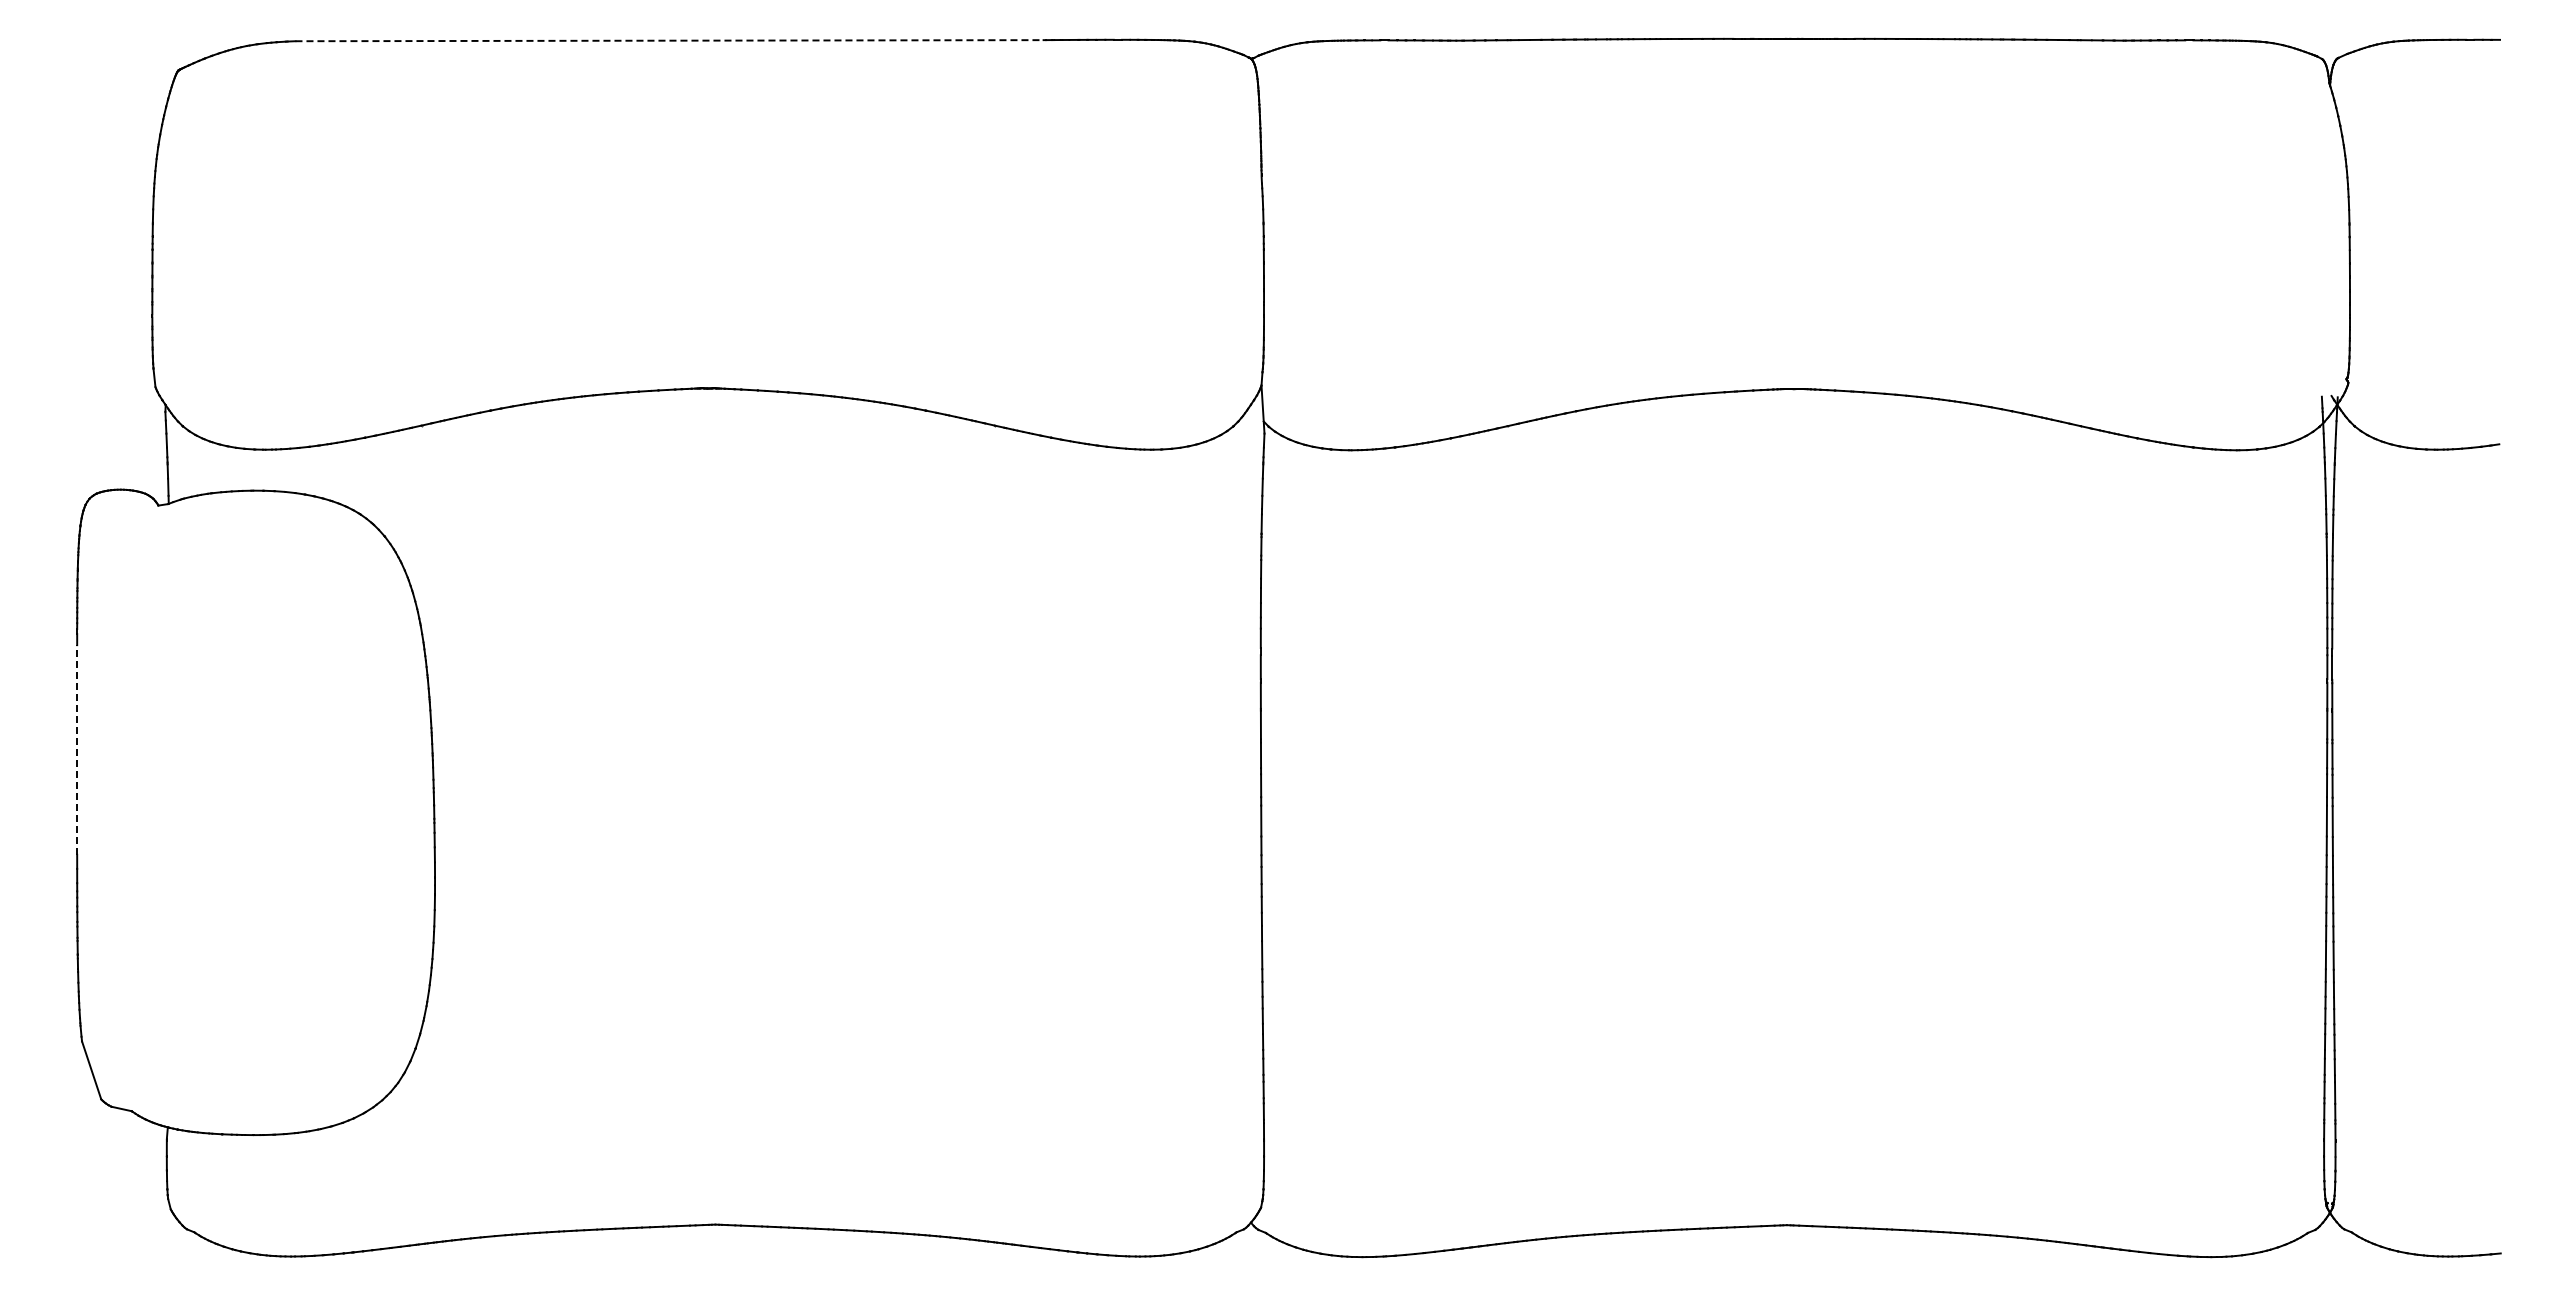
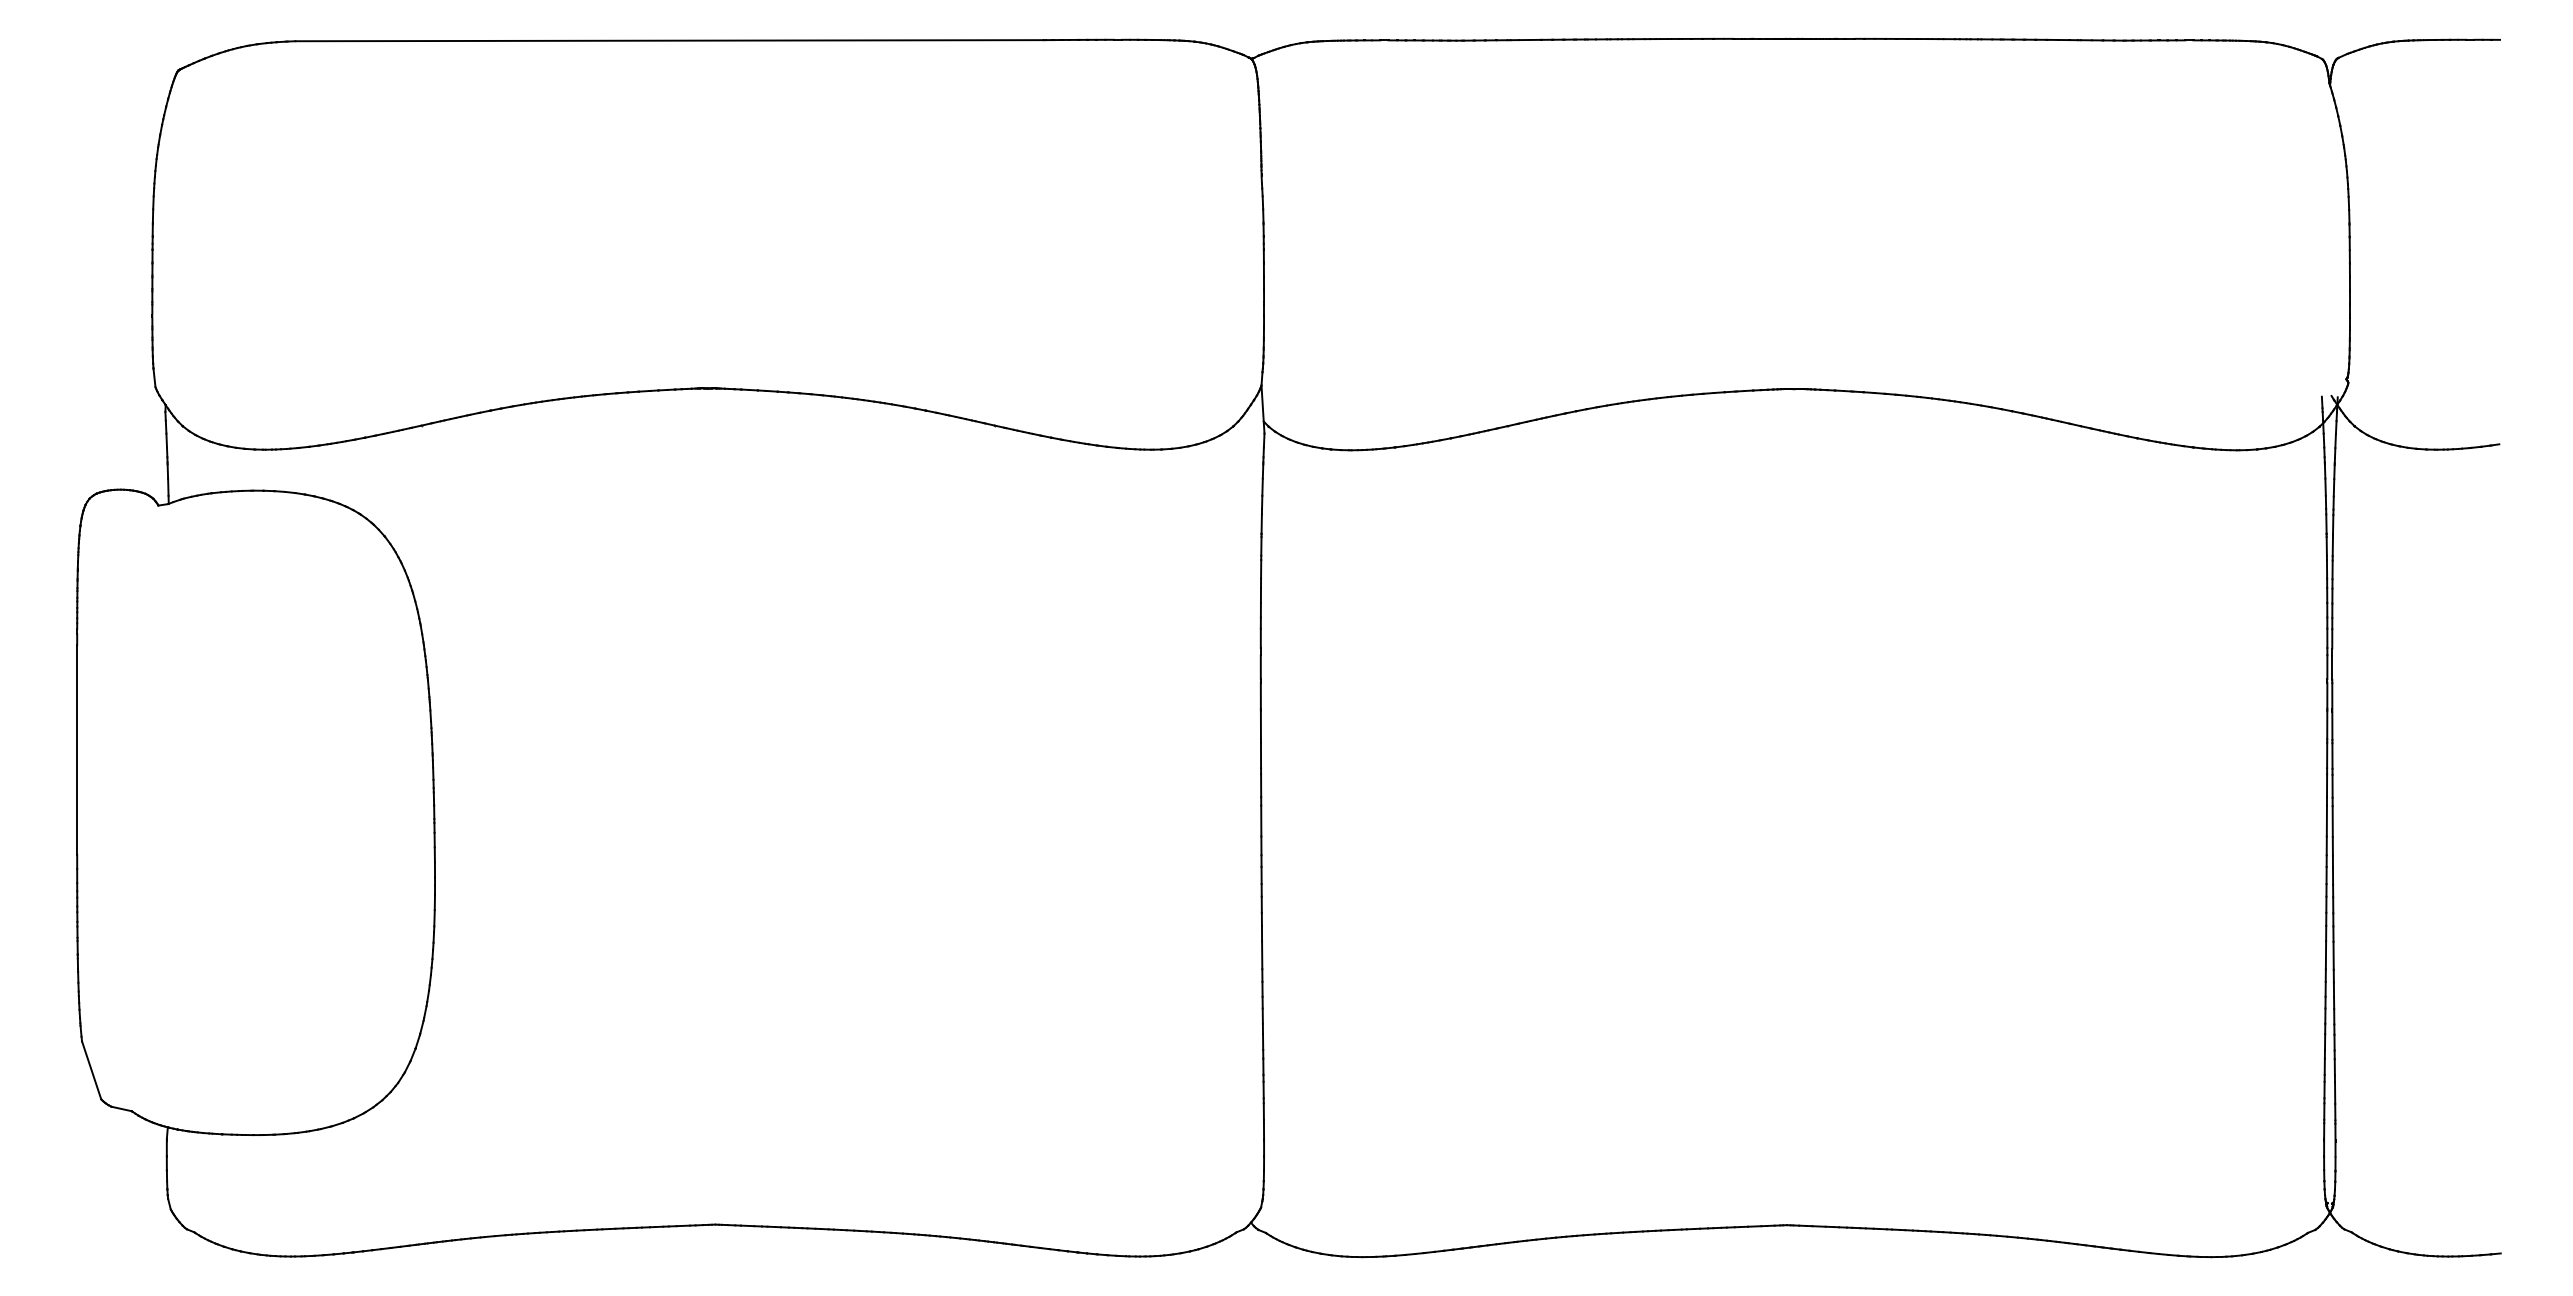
line: dashed -> solid (670, 40)
line: dashed -> solid (77, 749)
